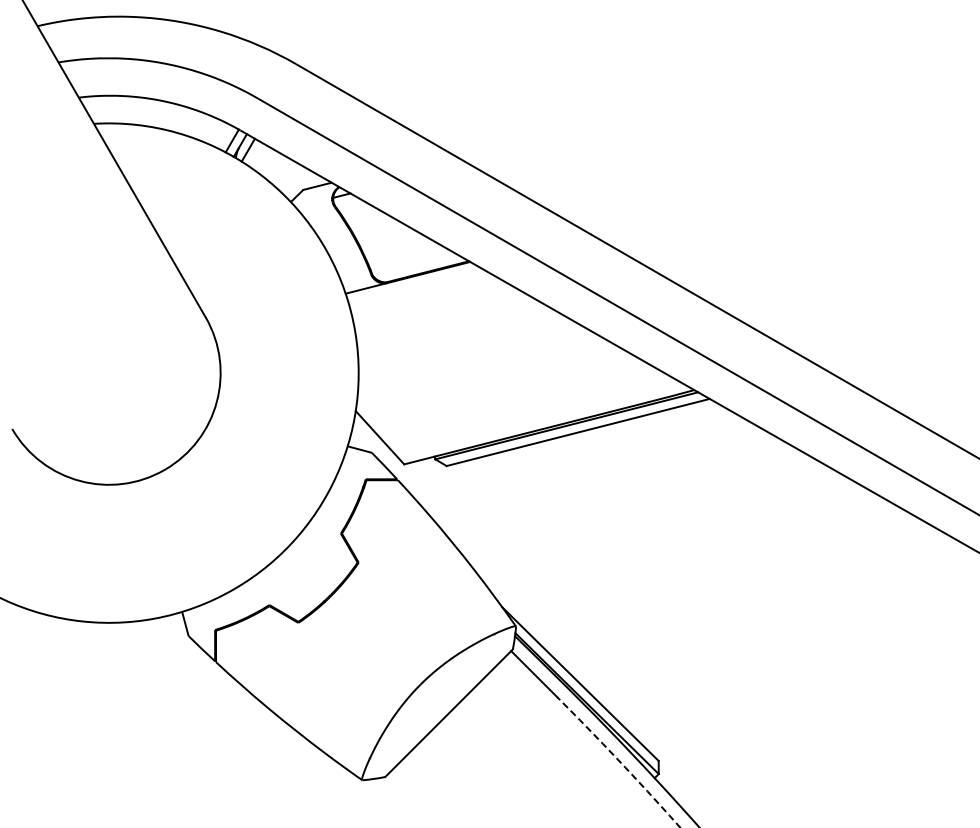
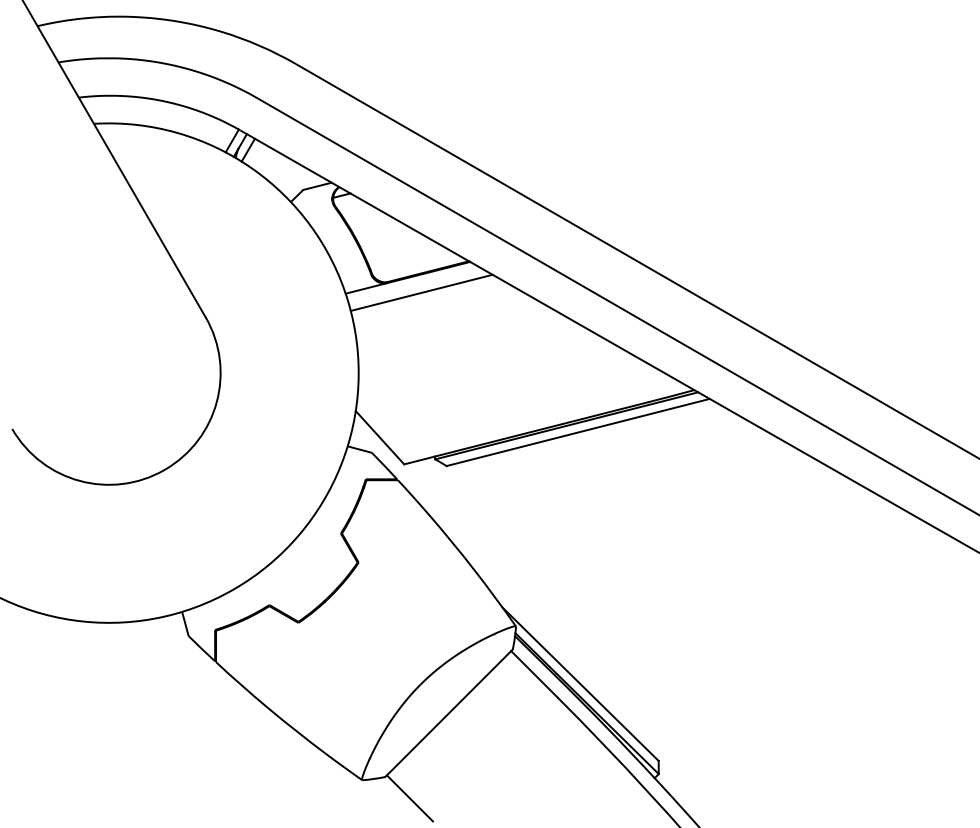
line: none -> present (421, 292)
arc: dashed -> solid (619, 761)
line: none -> present (409, 798)
